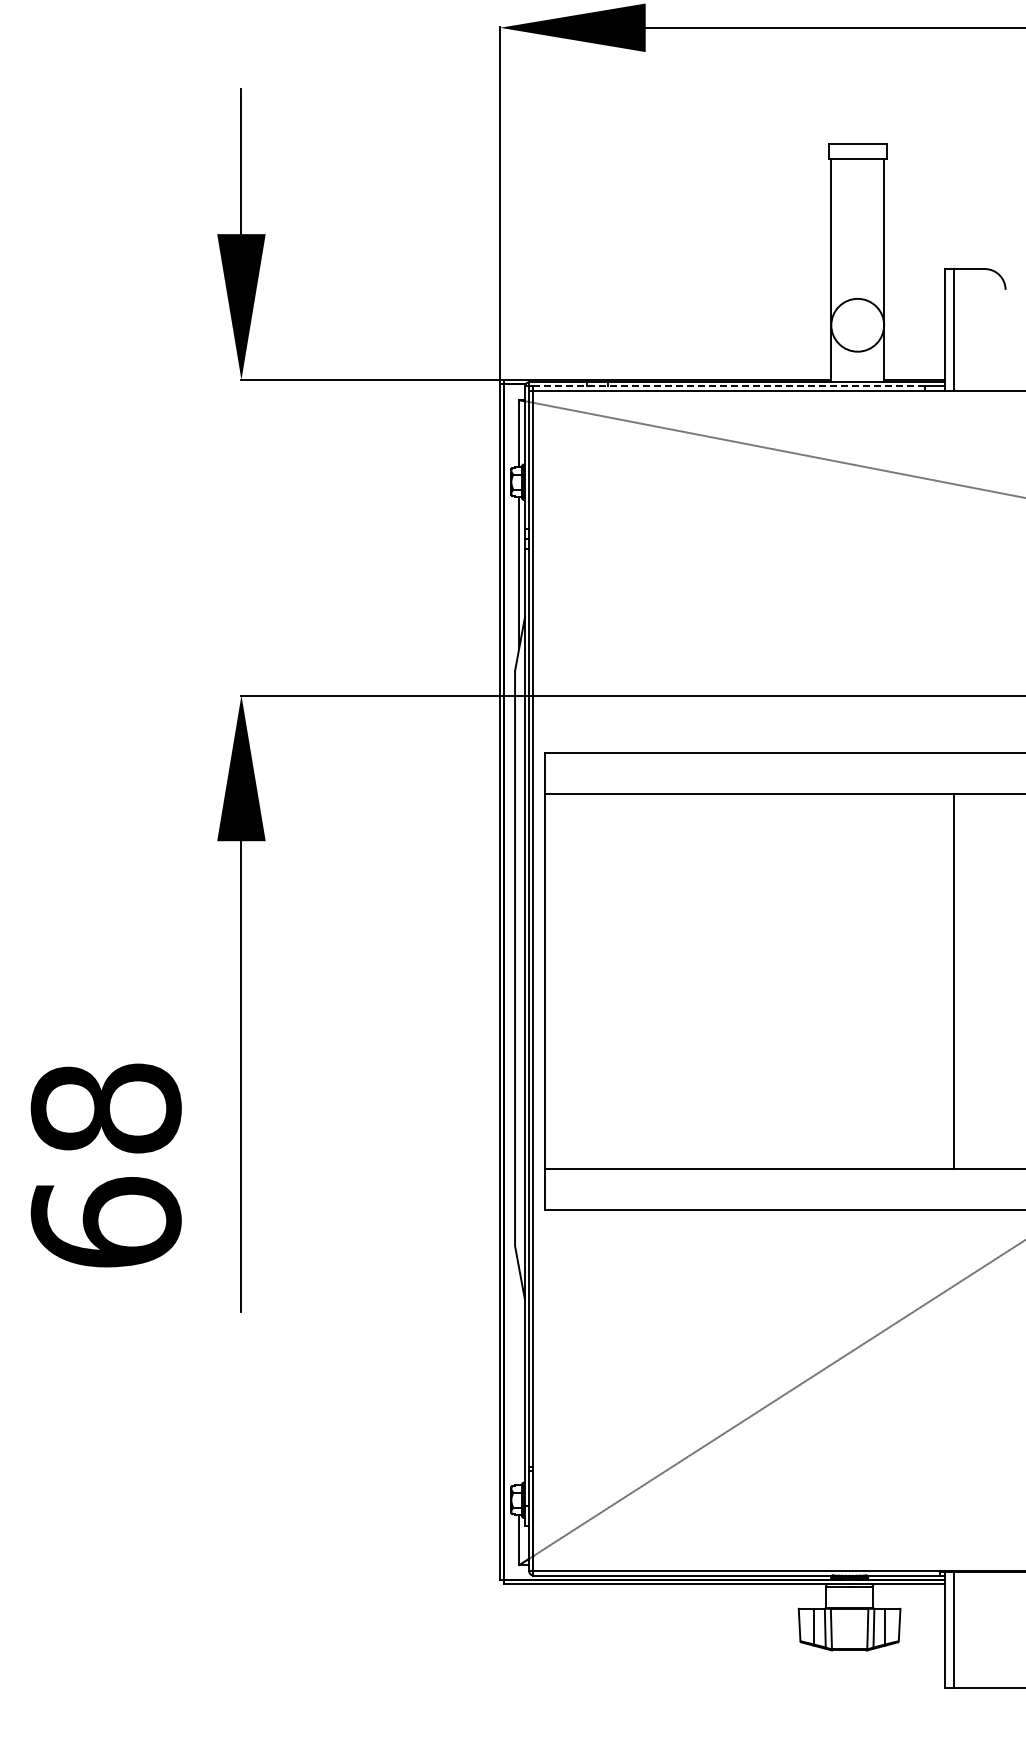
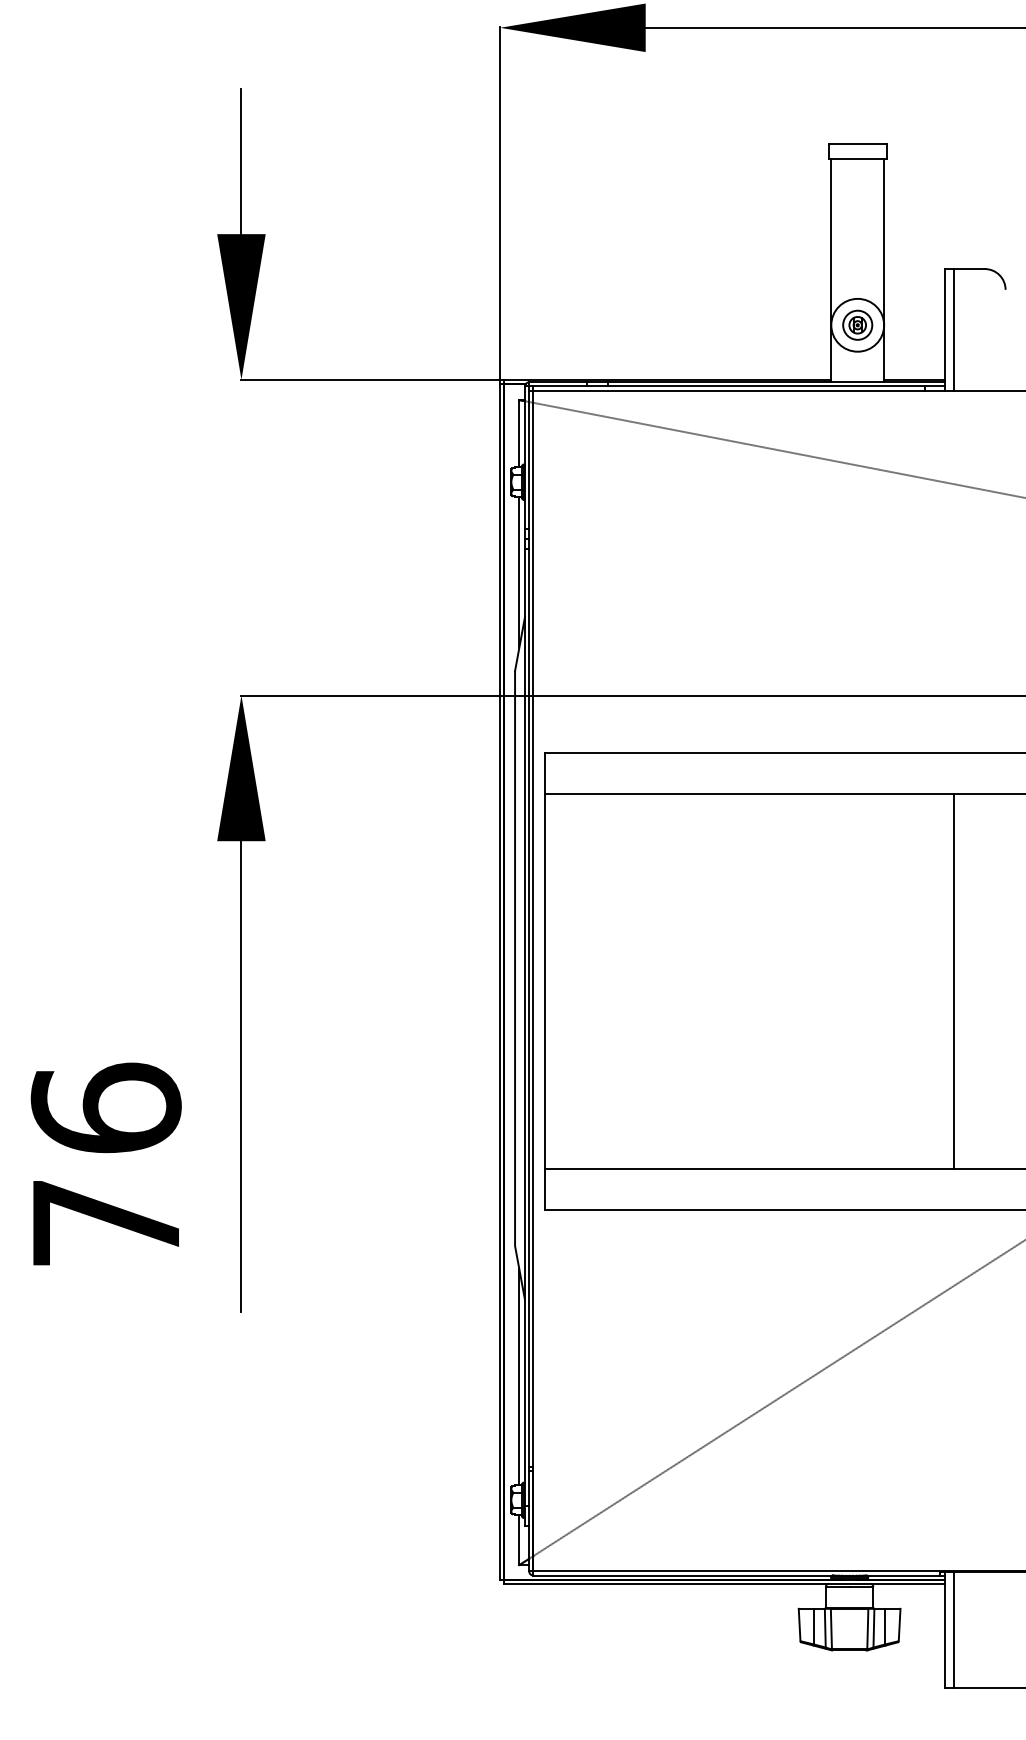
part: none -> present (857, 324)
line: dashed -> solid (729, 386)
text: 68 -> 76 (105, 1164)
line: none -> present (519, 1377)
